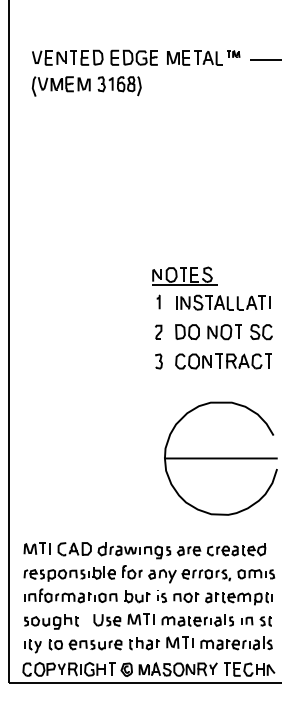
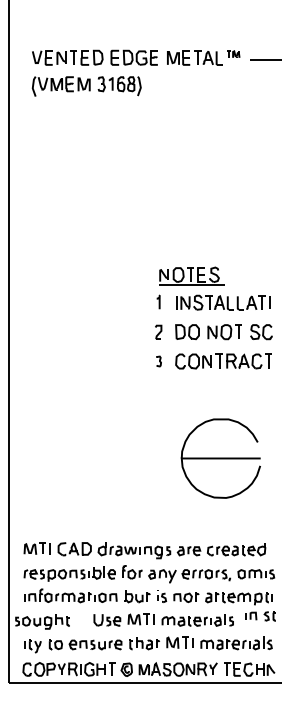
part position: (184, 275) -> (191, 275) (191, 275)
part size: 8x17 px -> 6x13 px (158, 361)
part size: 114x115 px -> 81x81 px (220, 458)
part position: (51, 621) -> (42, 621) (42, 621)
part position: (256, 621) -> (260, 616) (260, 616)
